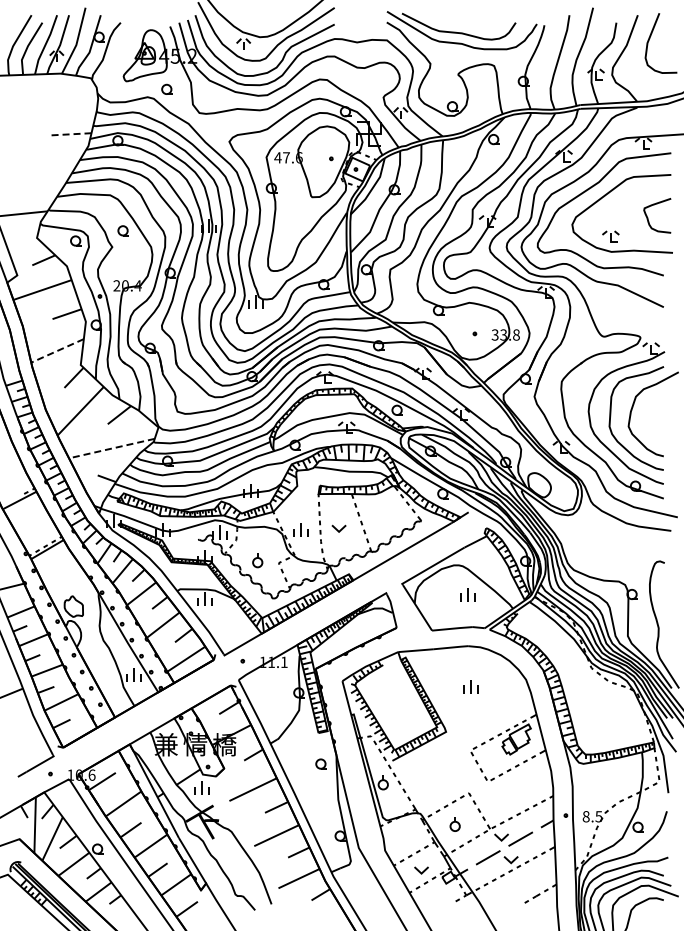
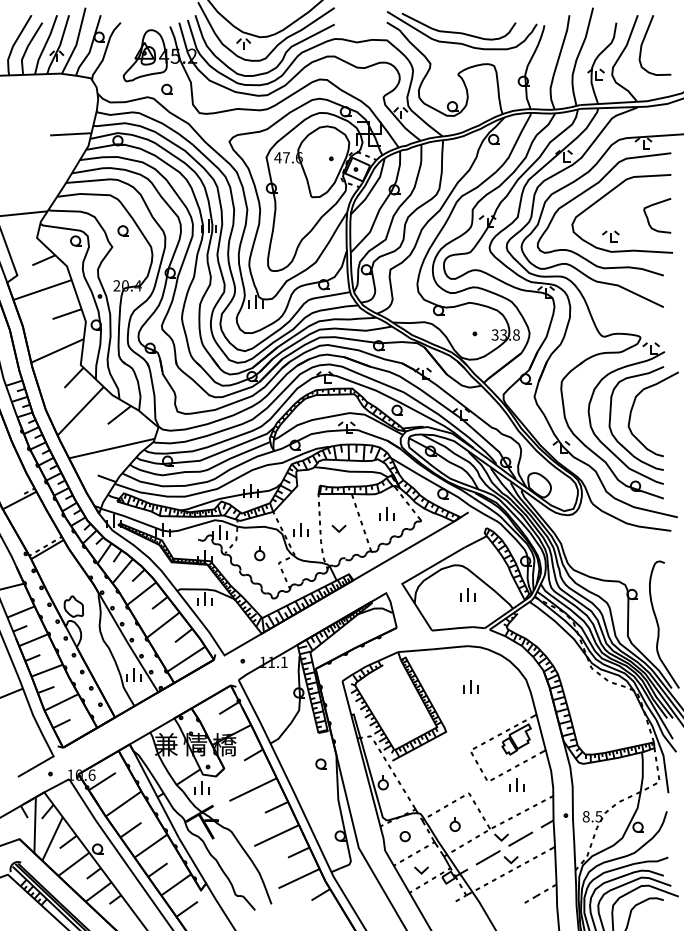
curve position: (650, 38) -> (644, 40) (644, 40)
line: dashed -> solid (70, 134)
line: dashed -> solid (57, 350)
line: dashed -> solid (111, 448)
part: none -> present (386, 513)
part position: (257, 560) -> (259, 553) (259, 553)
part: none -> present (516, 784)
part: none -> present (404, 836)
